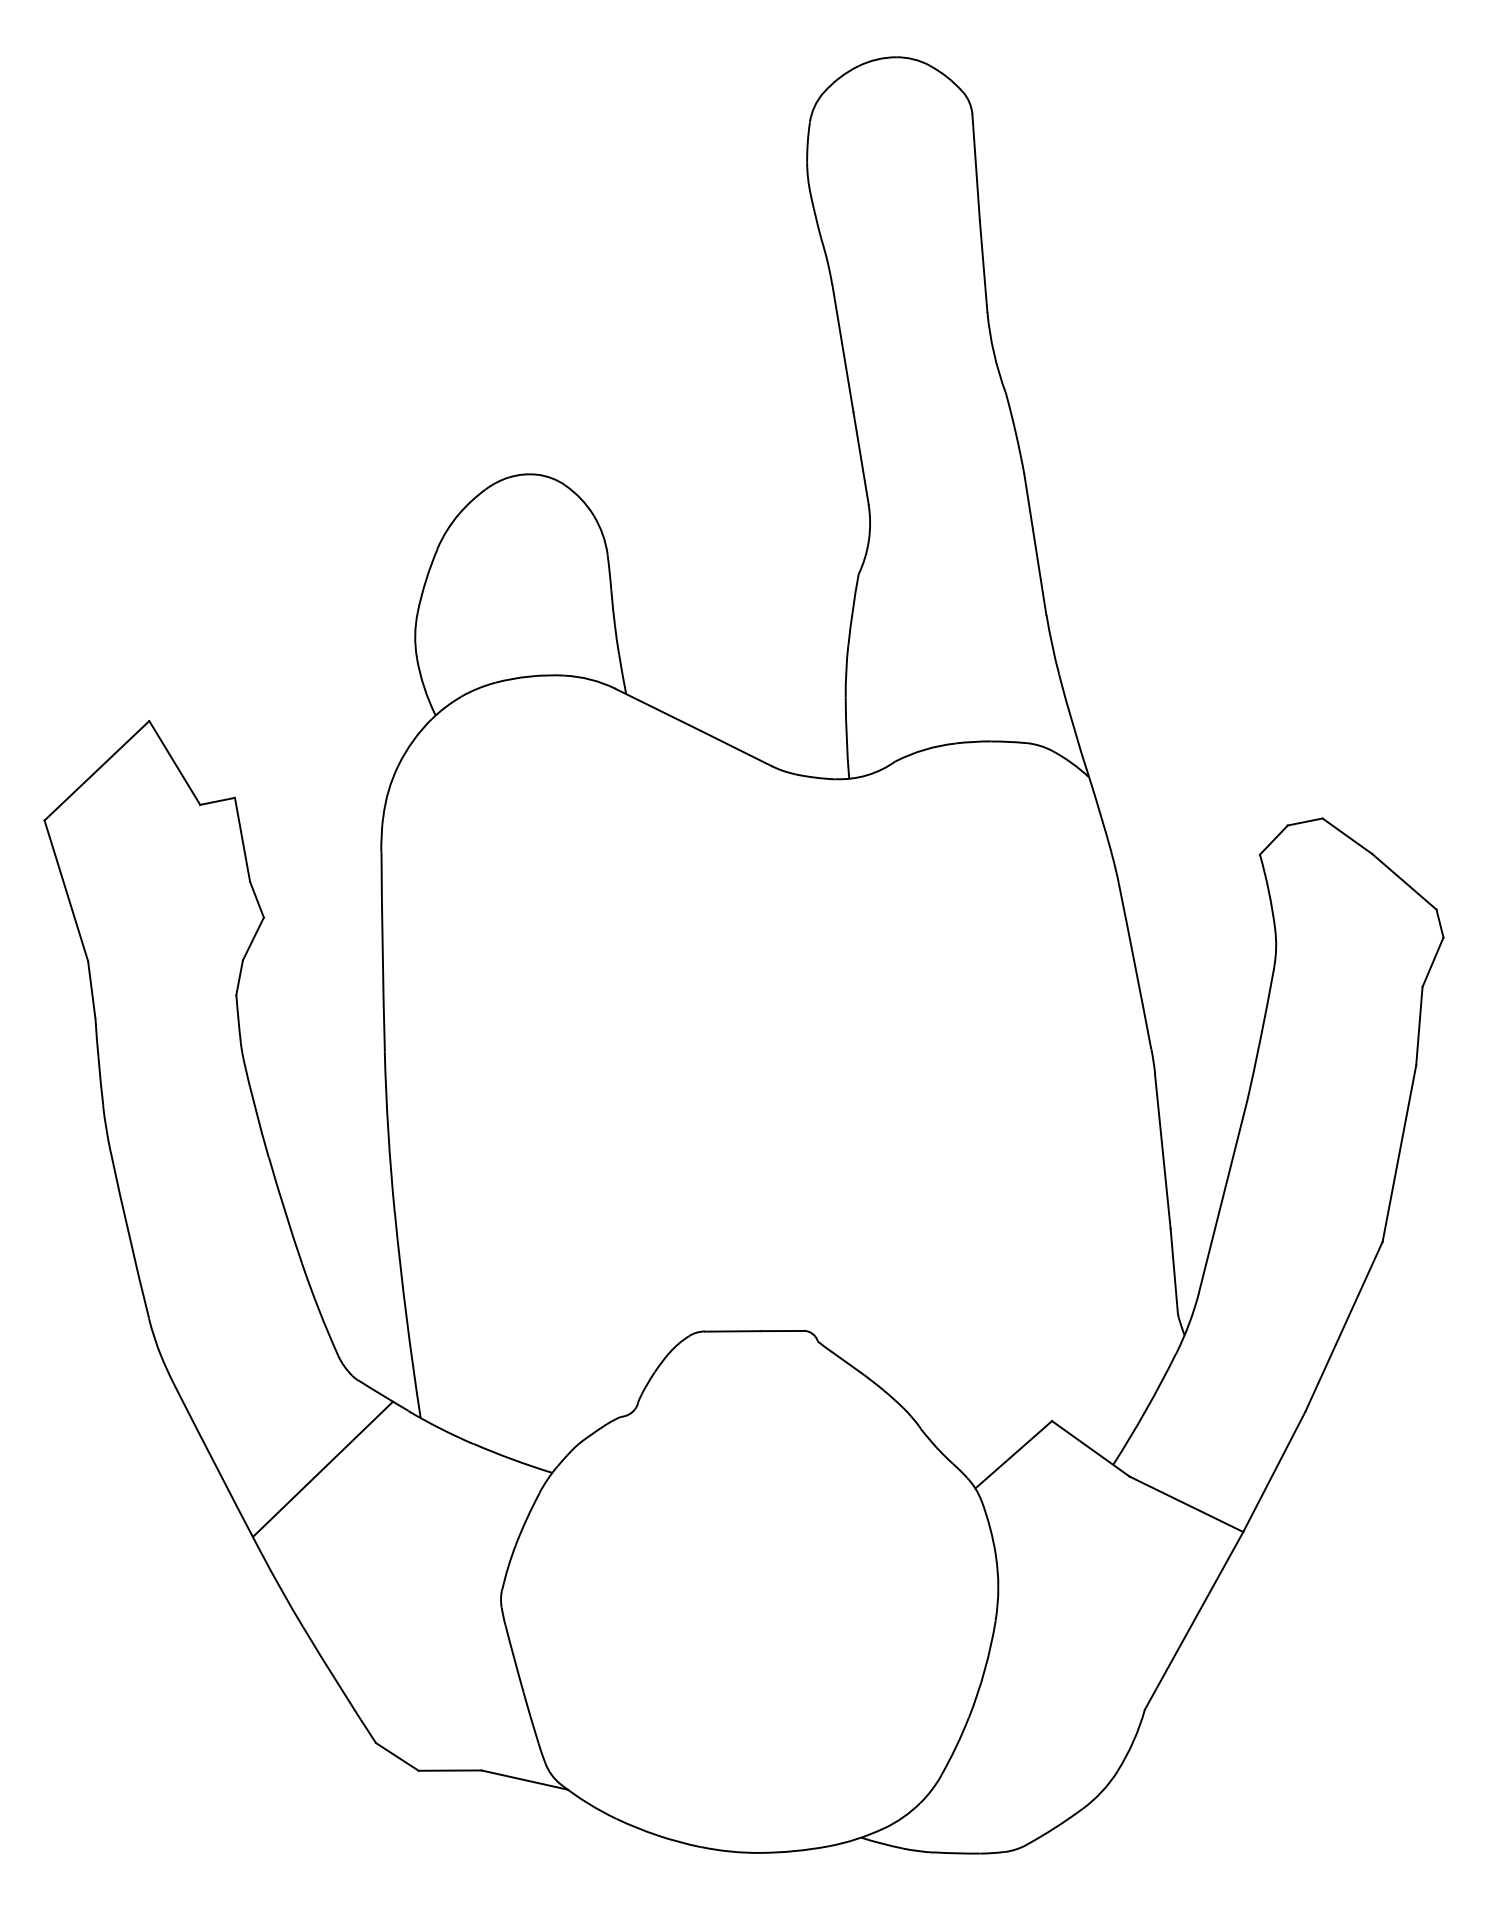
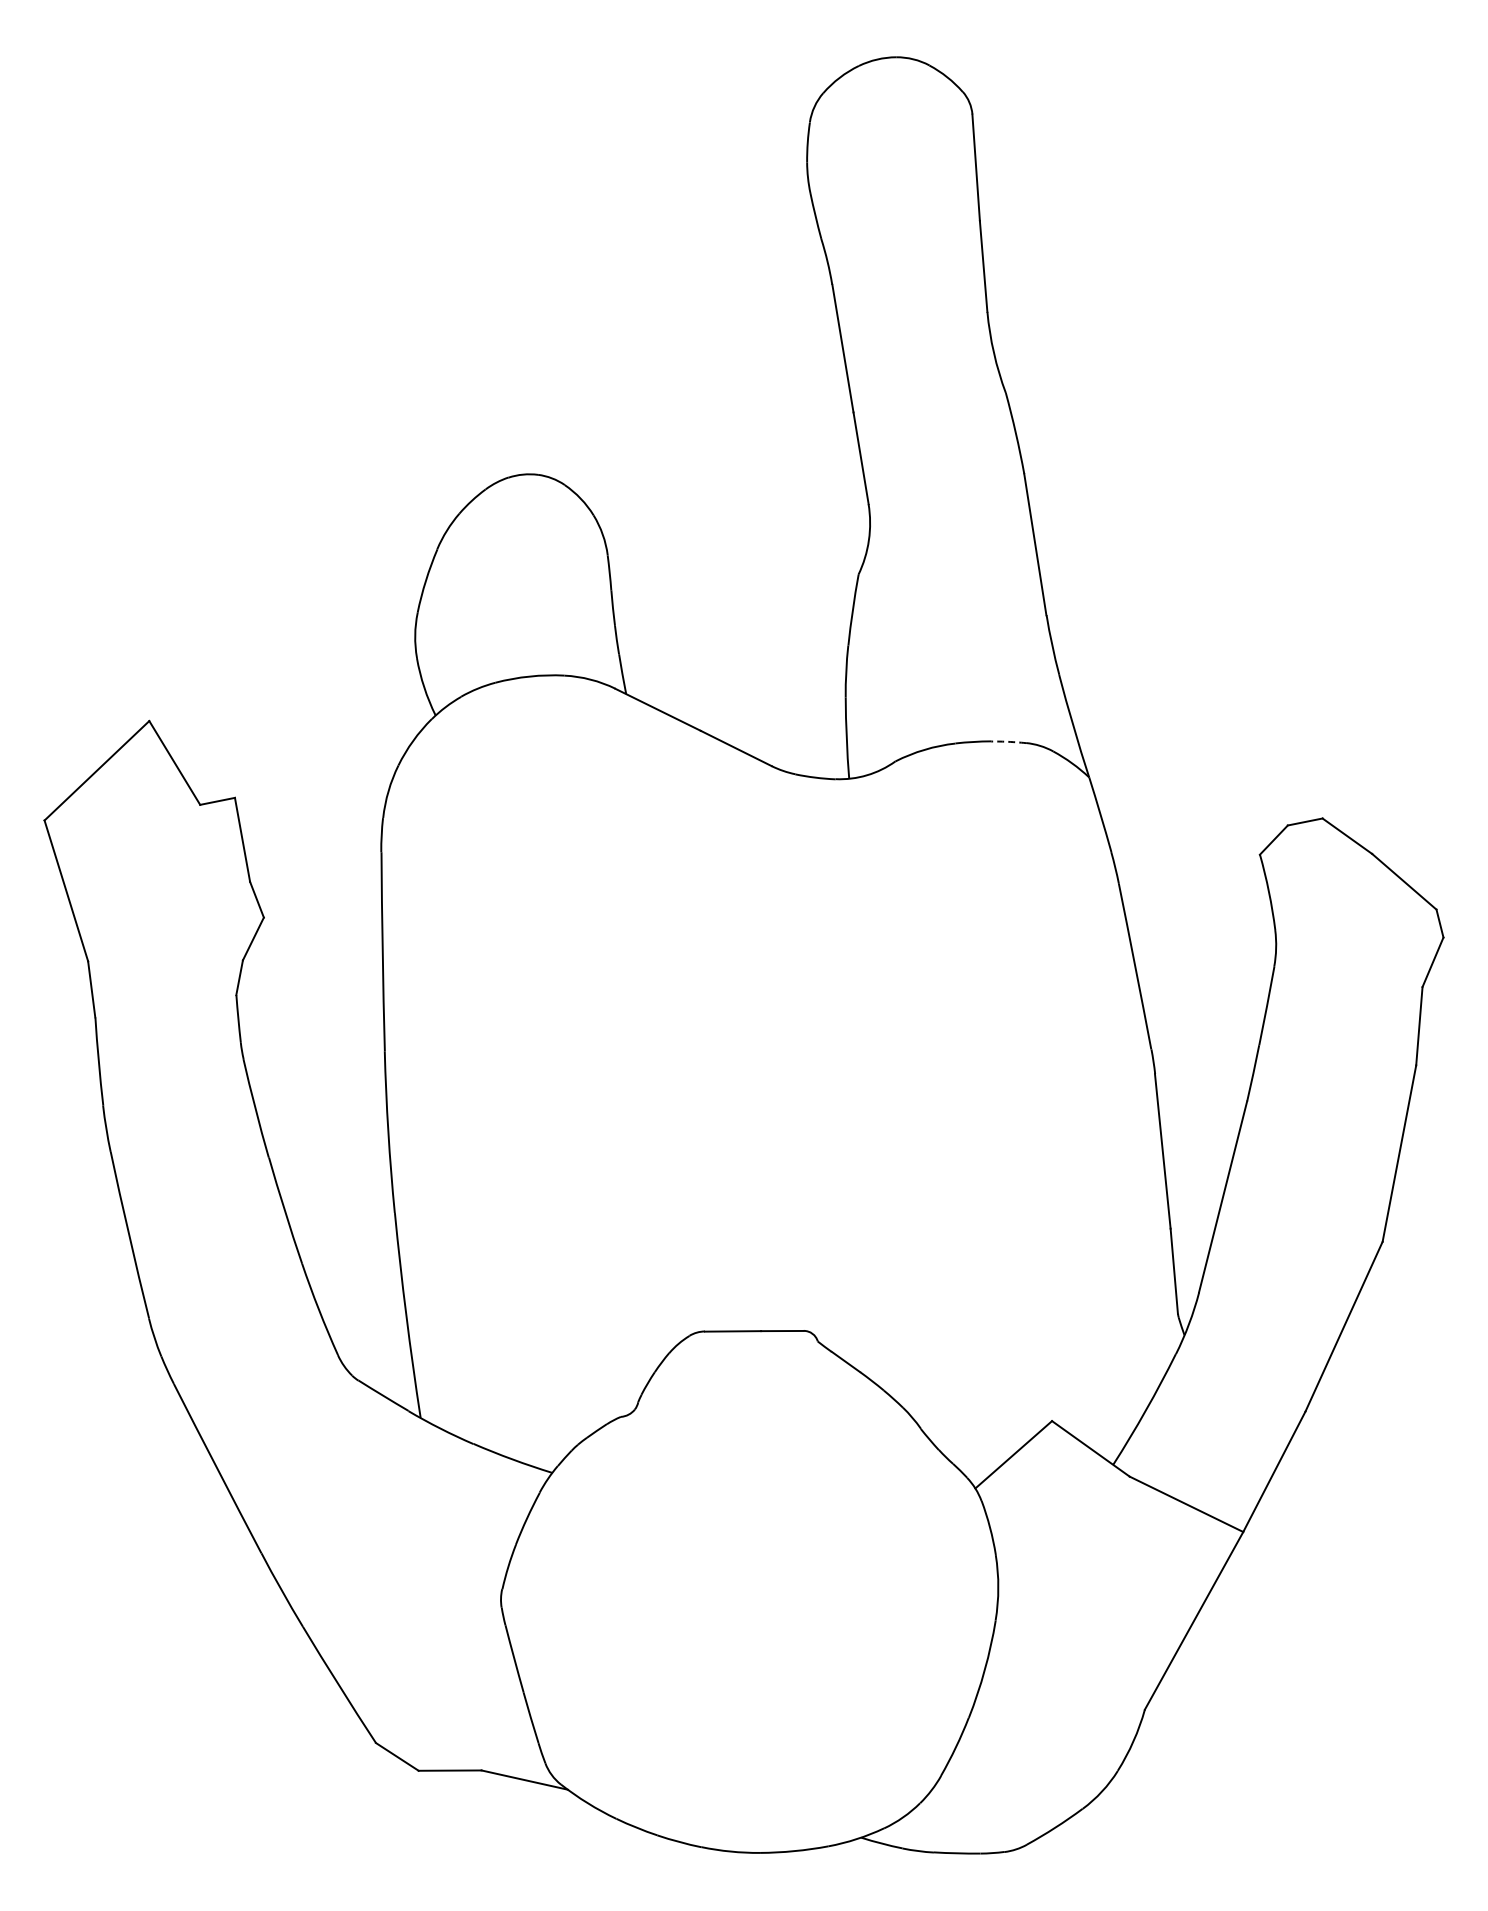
arc: solid -> dashed (1008, 741)
line: present -> none (322, 1469)
